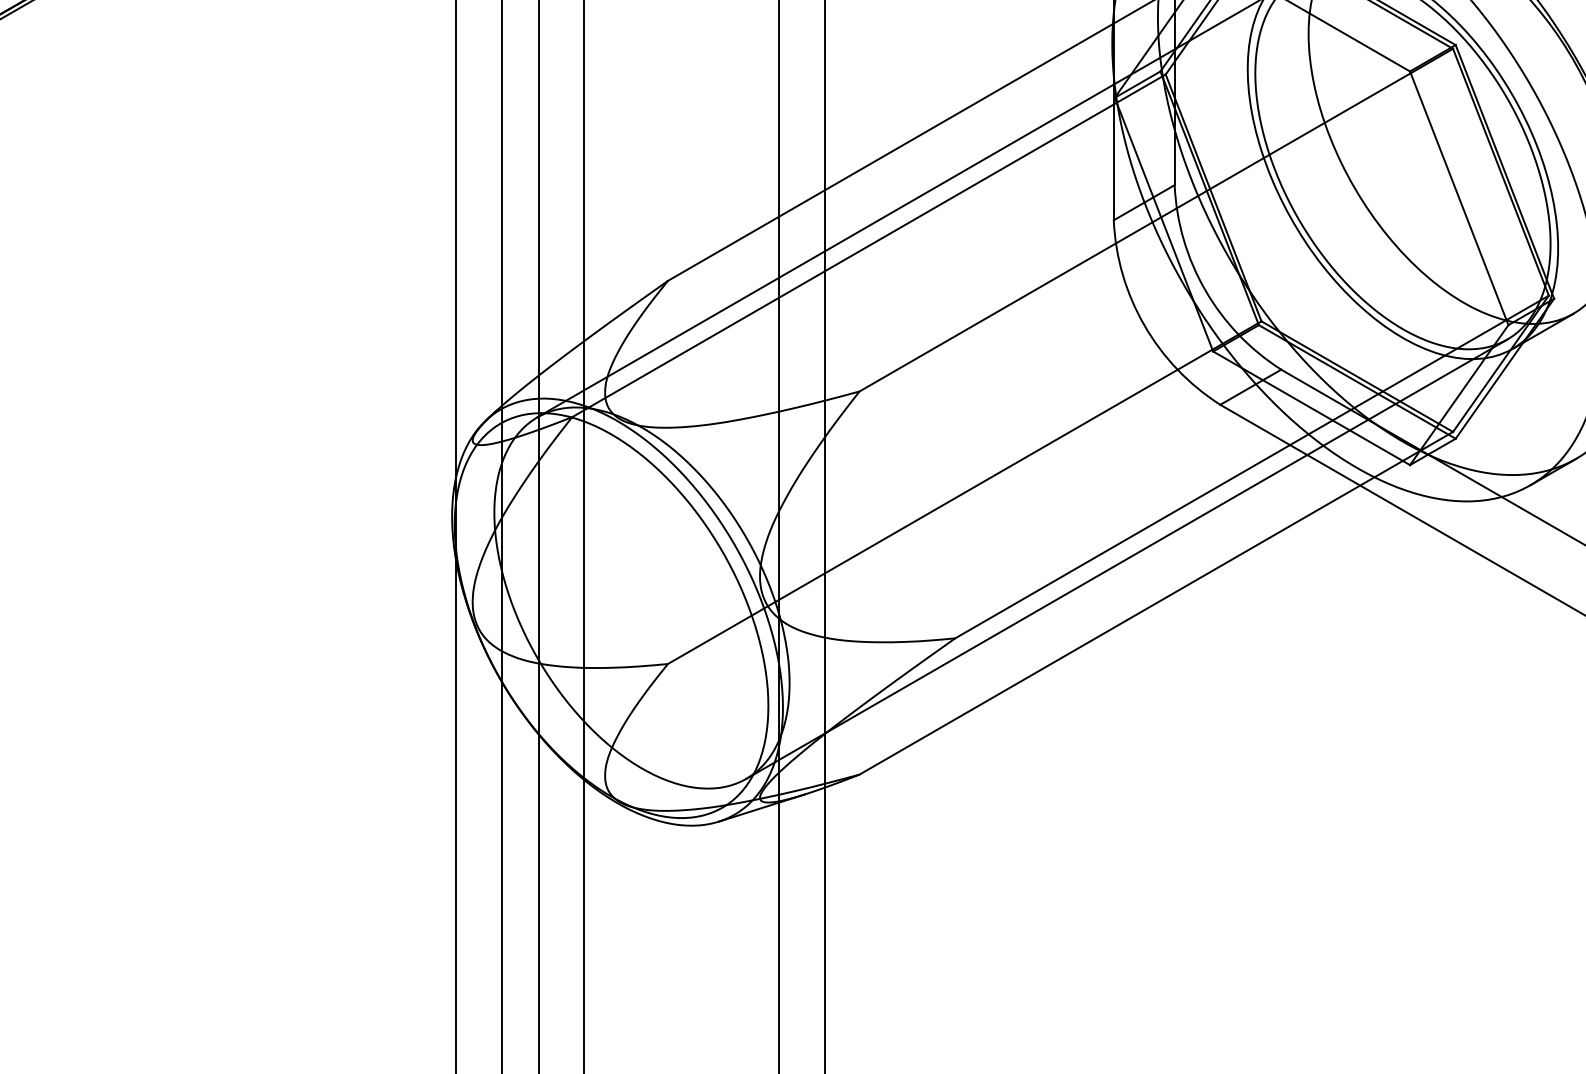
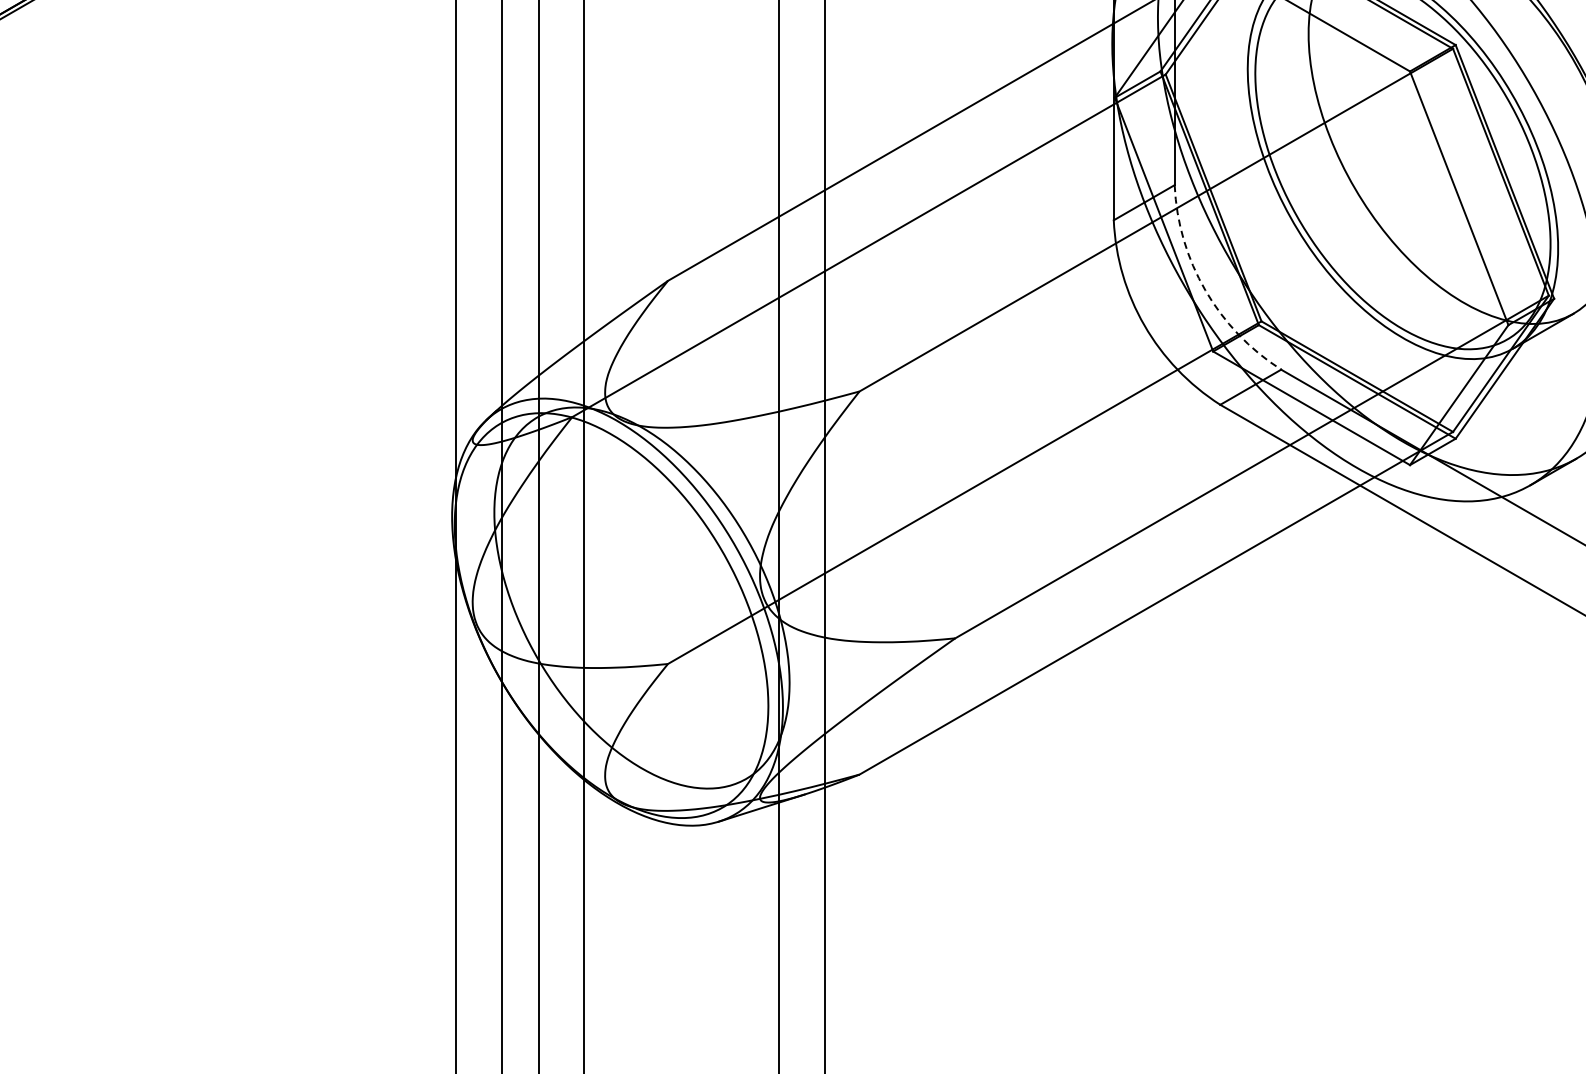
line: present -> none (896, 209)
arc: solid -> dashed (1205, 290)
line: present -> none (1126, 558)
